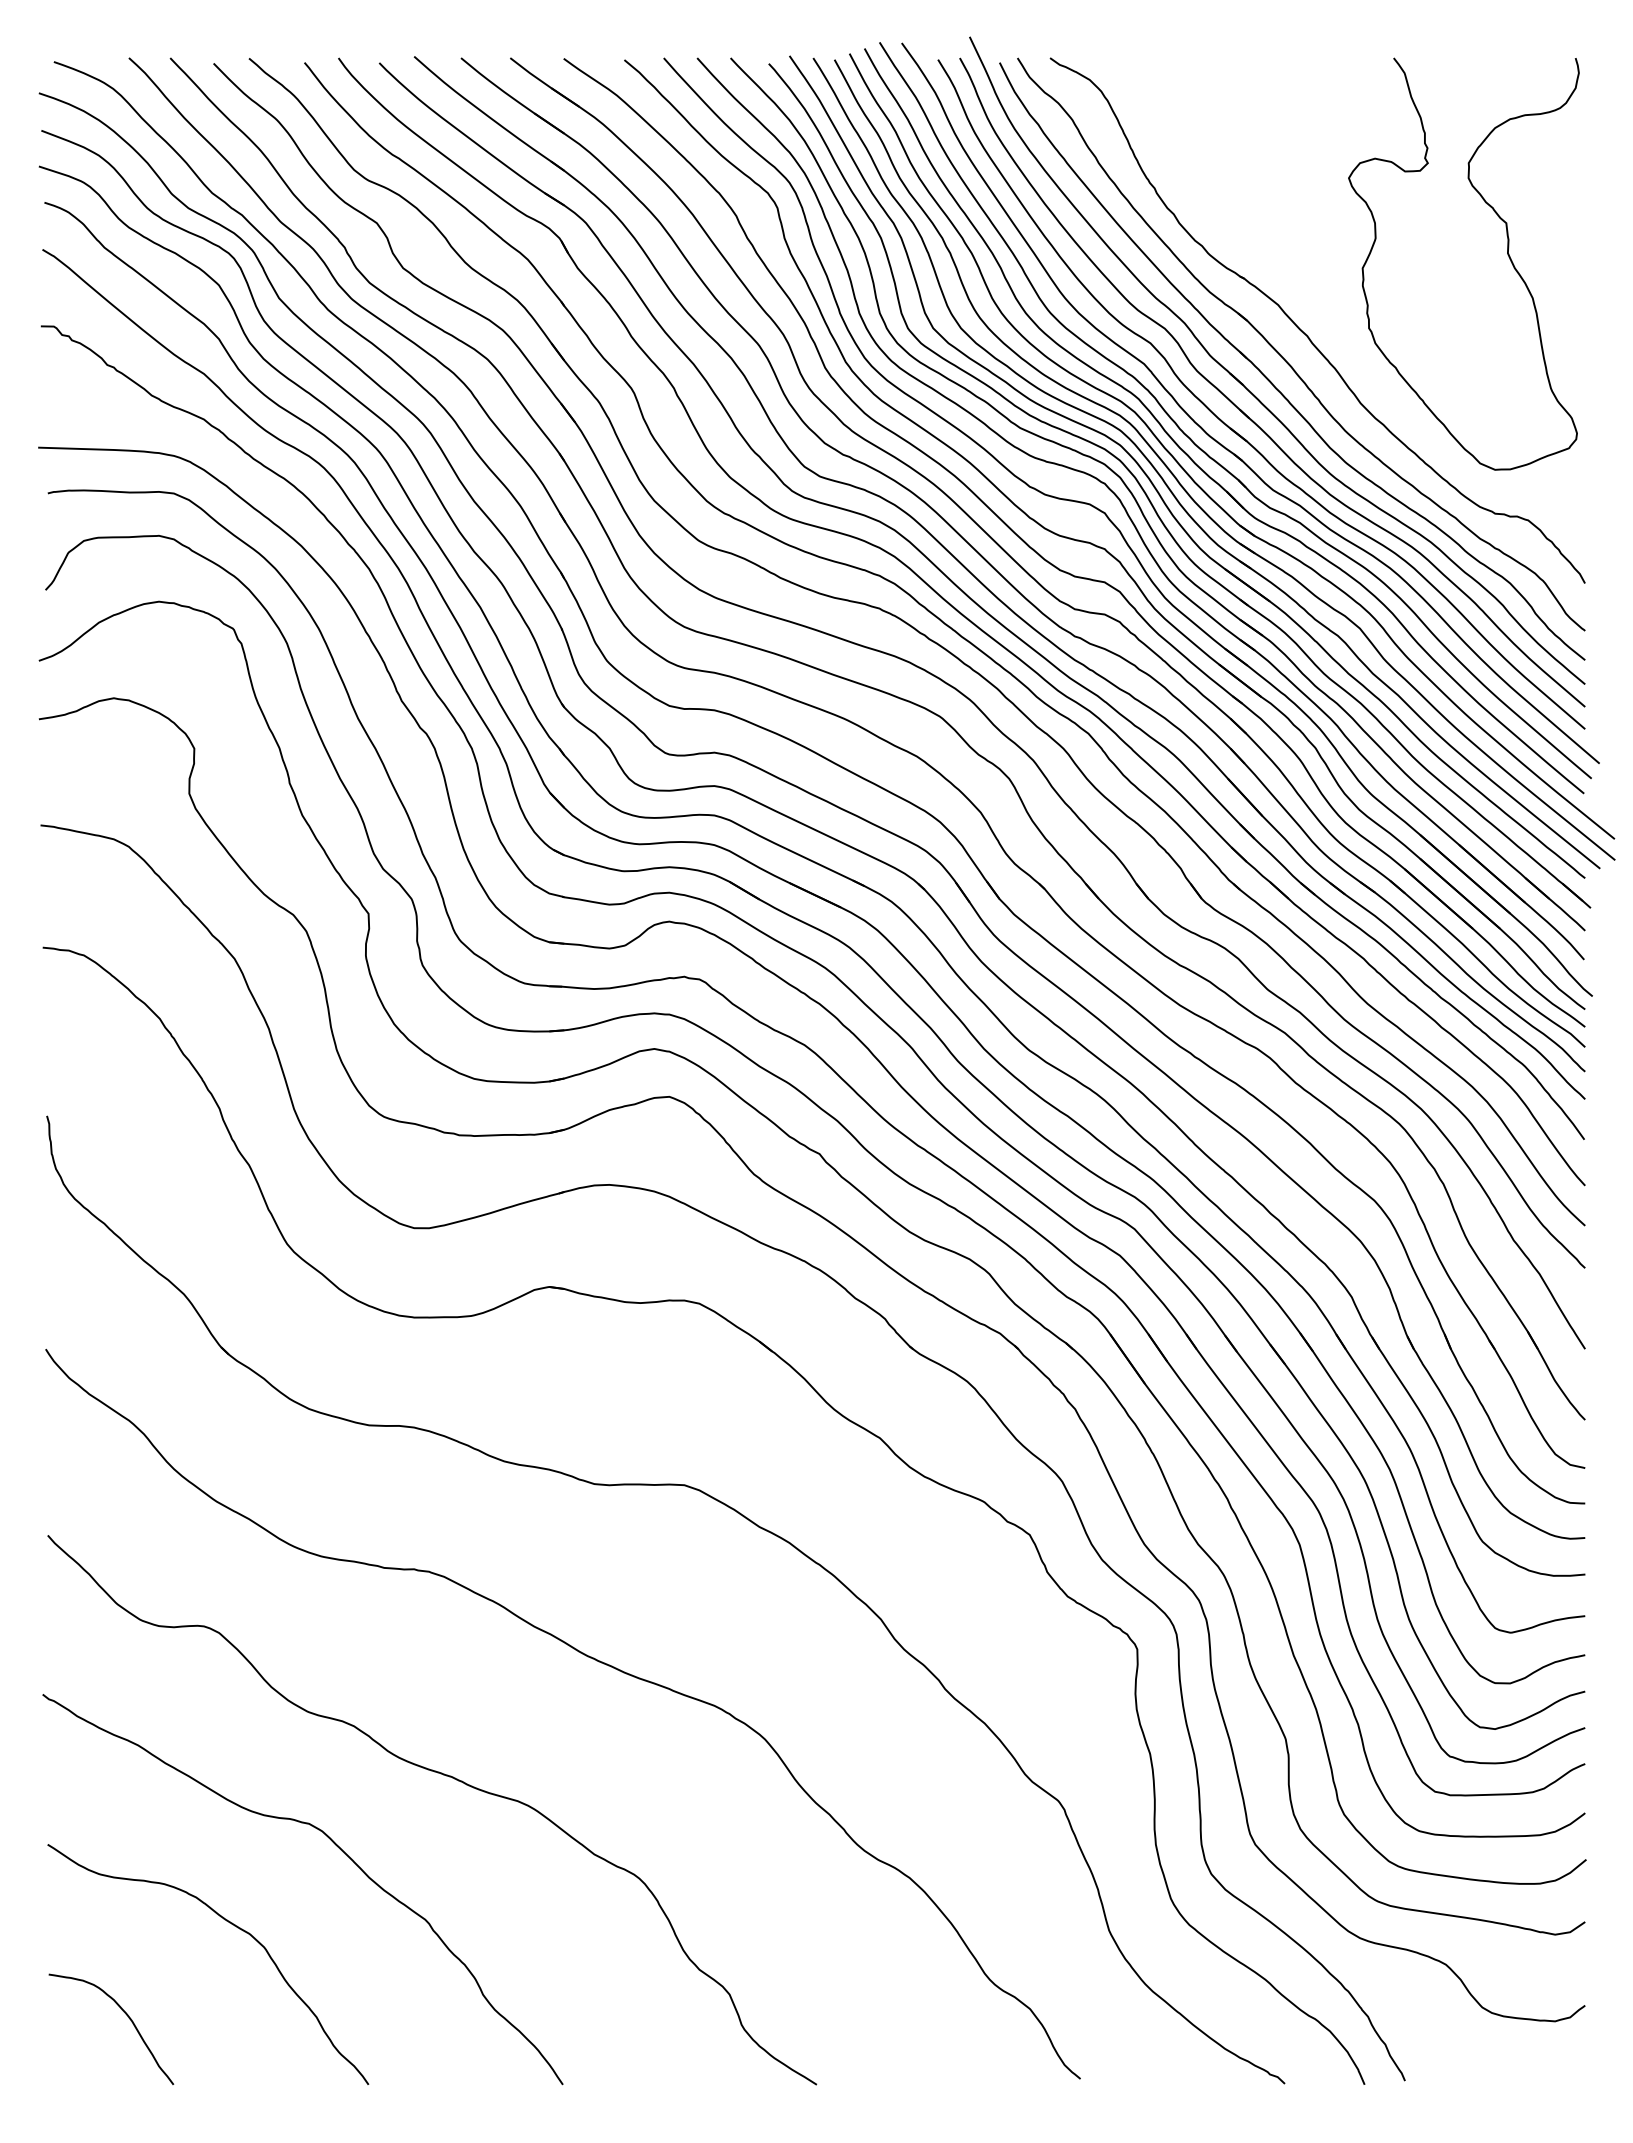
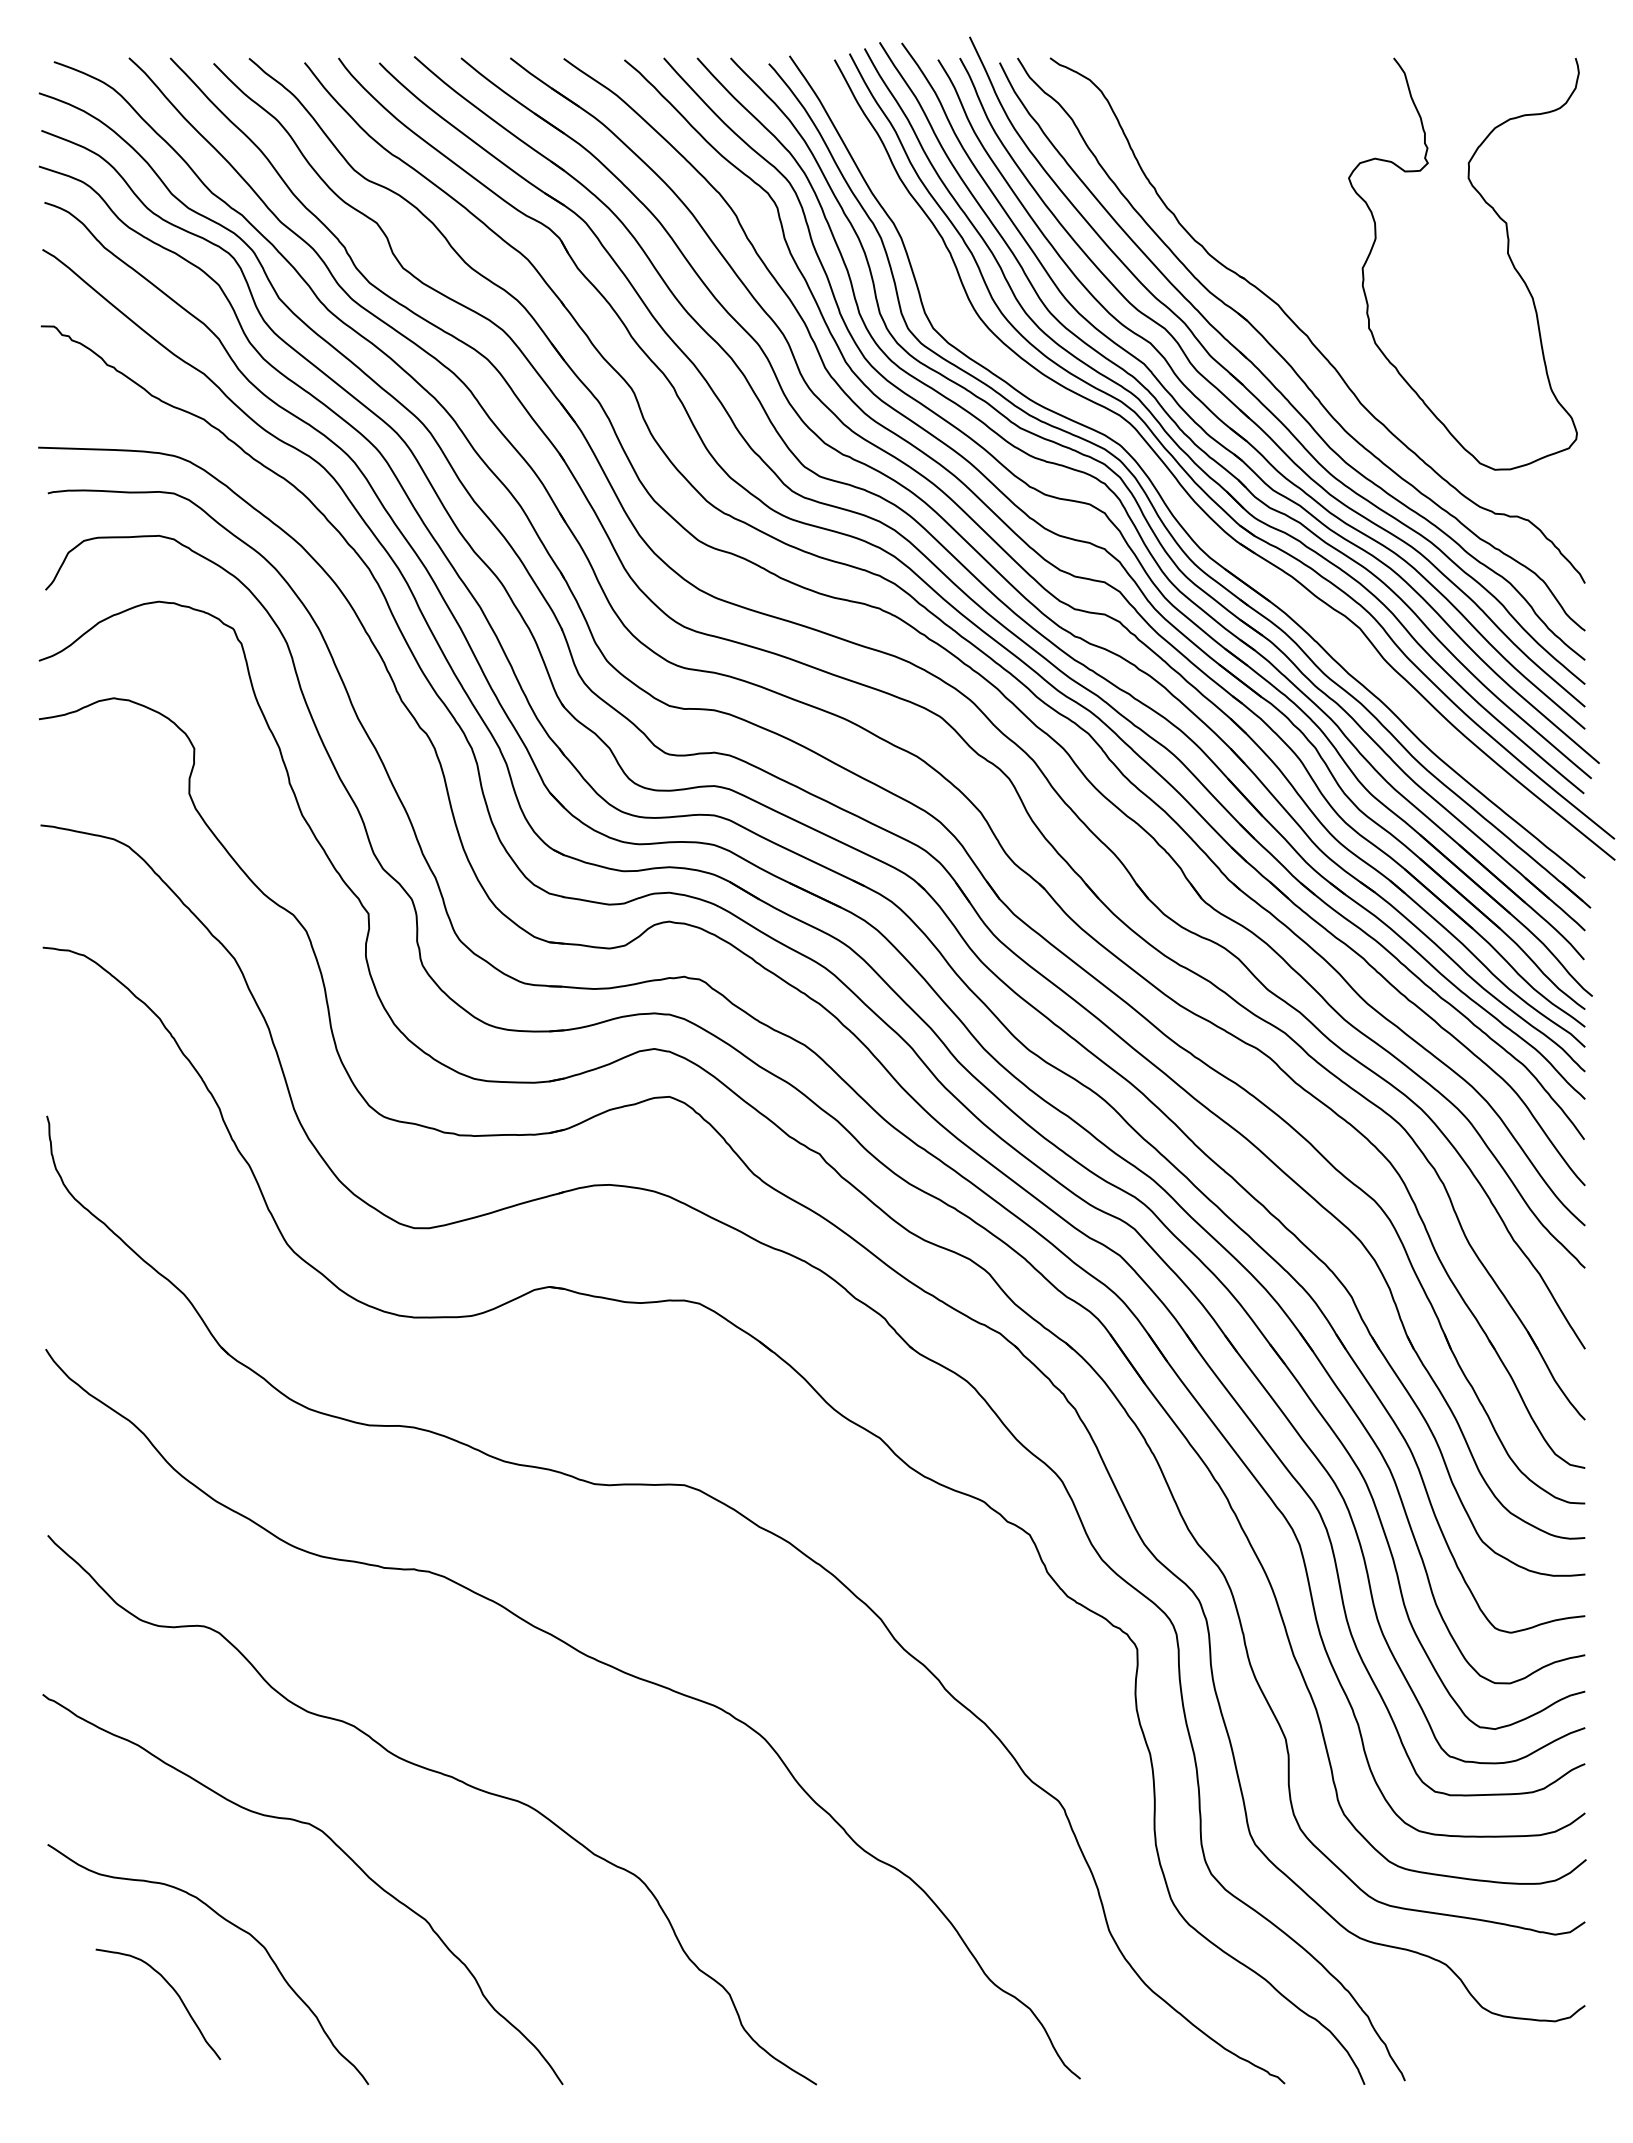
part: present -> none (1170, 488)
curve position: (128, 2018) -> (175, 1993) (175, 1993)
